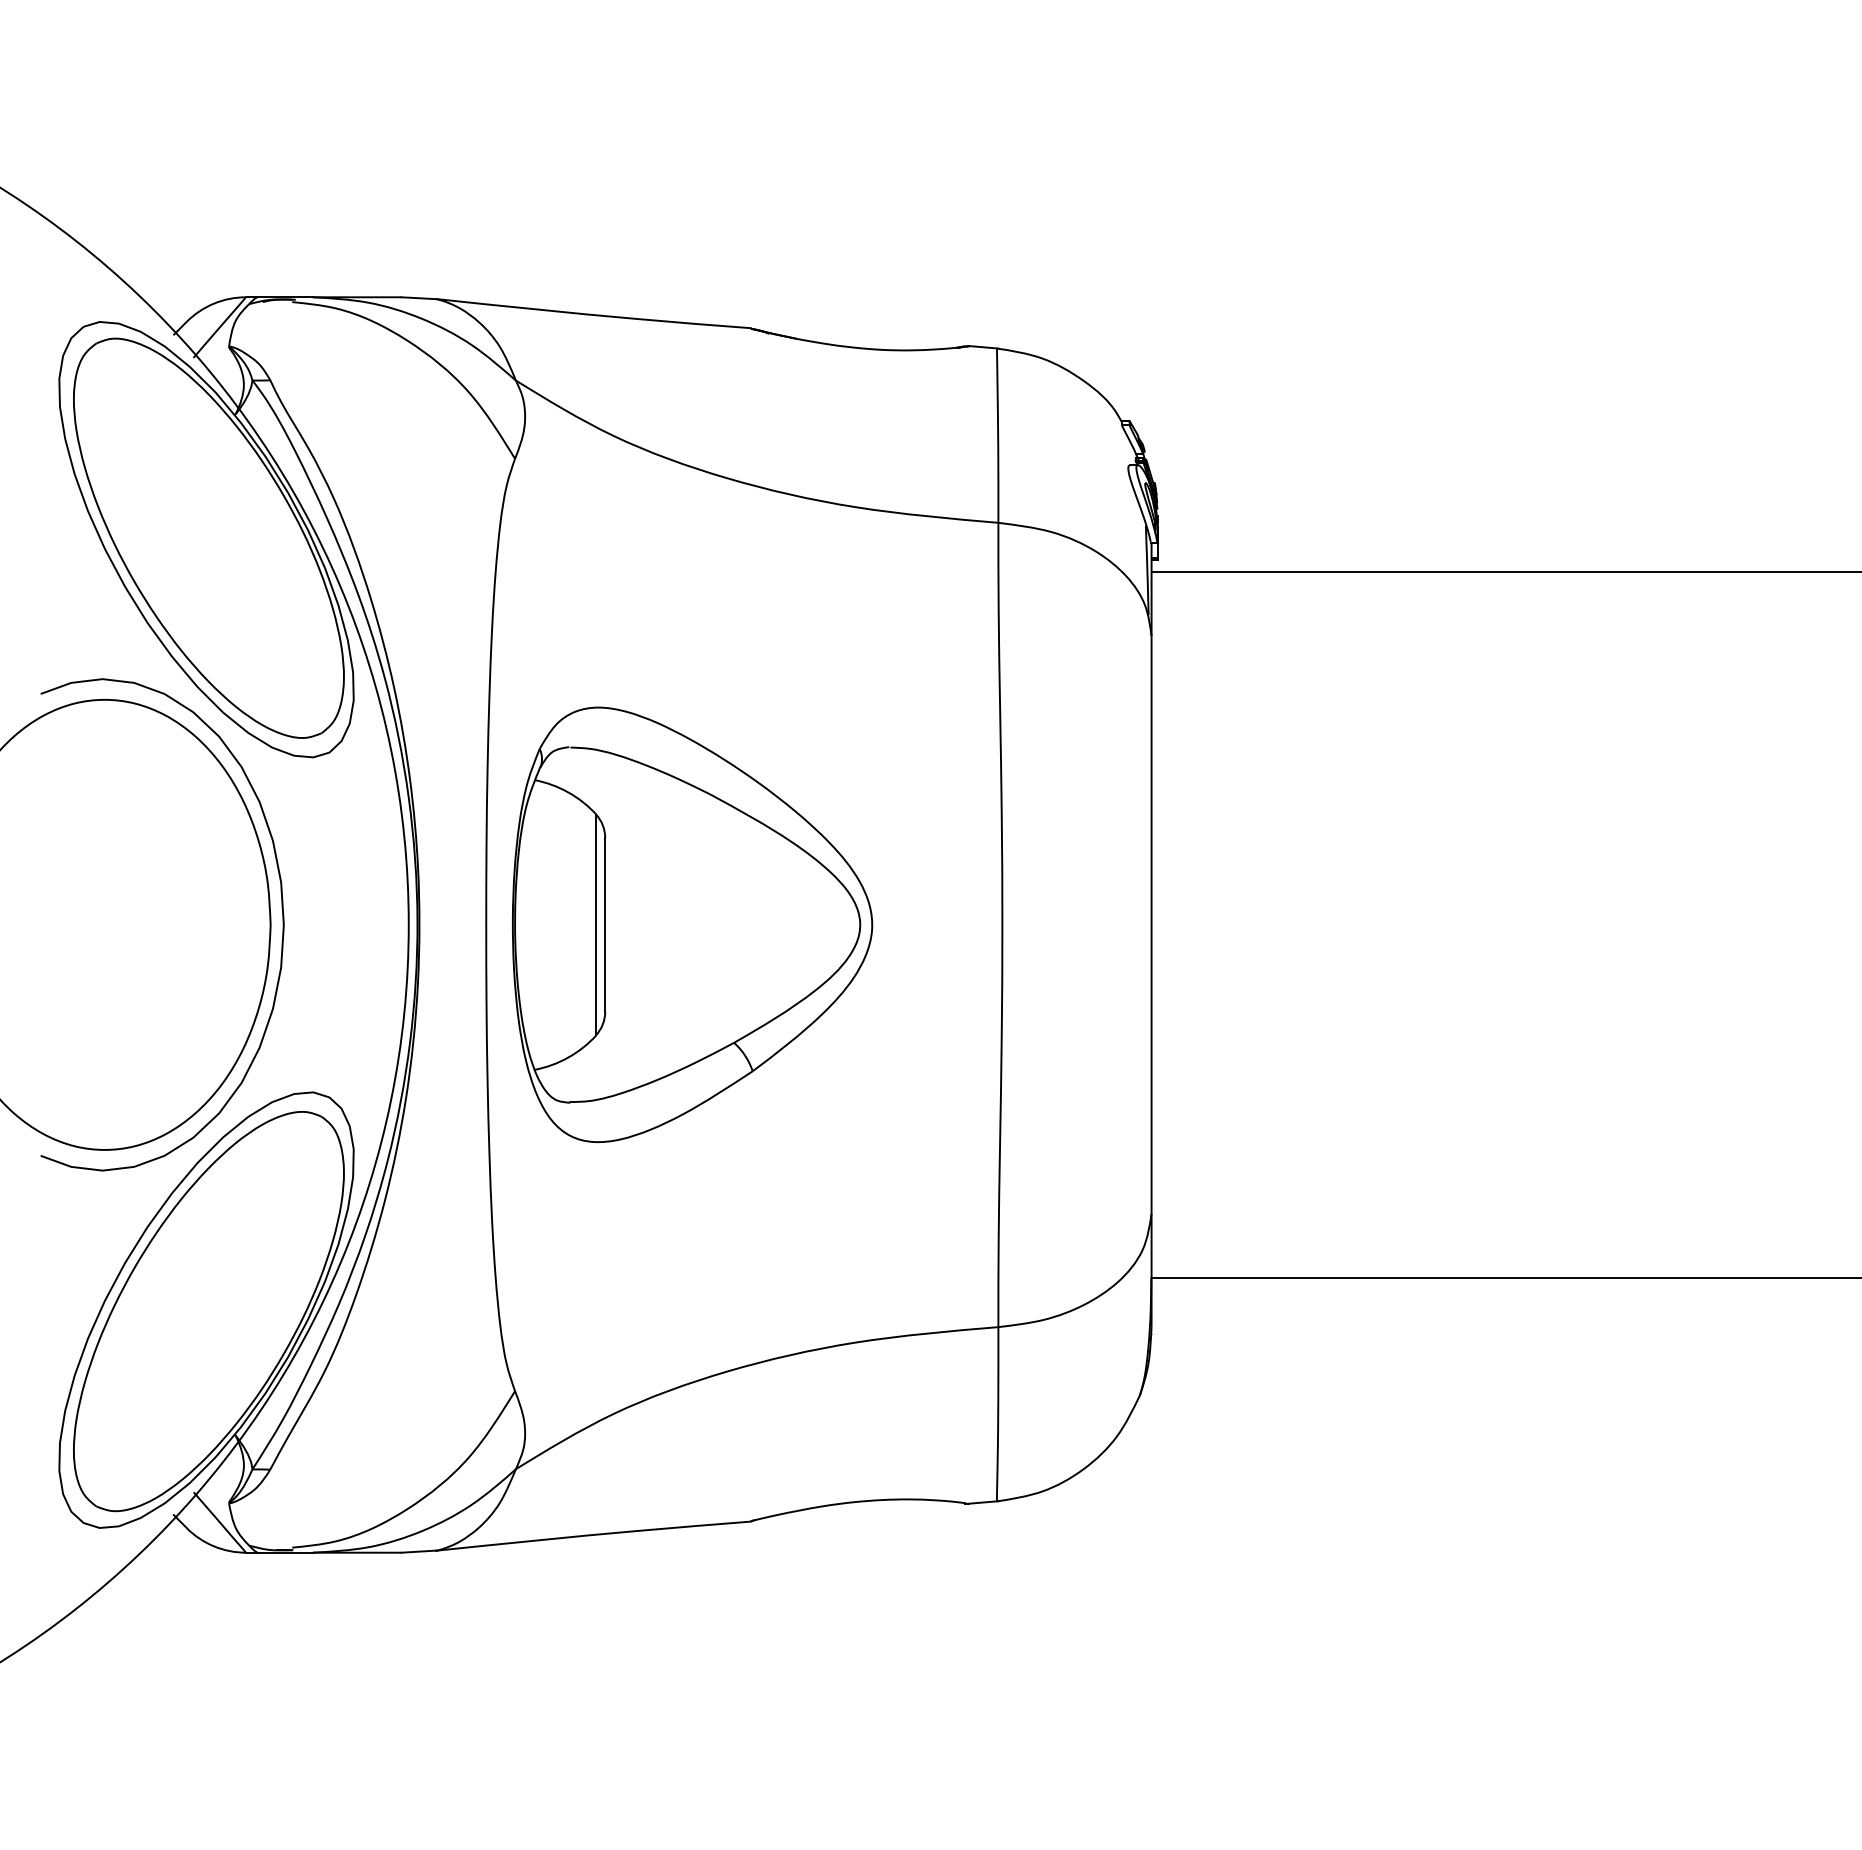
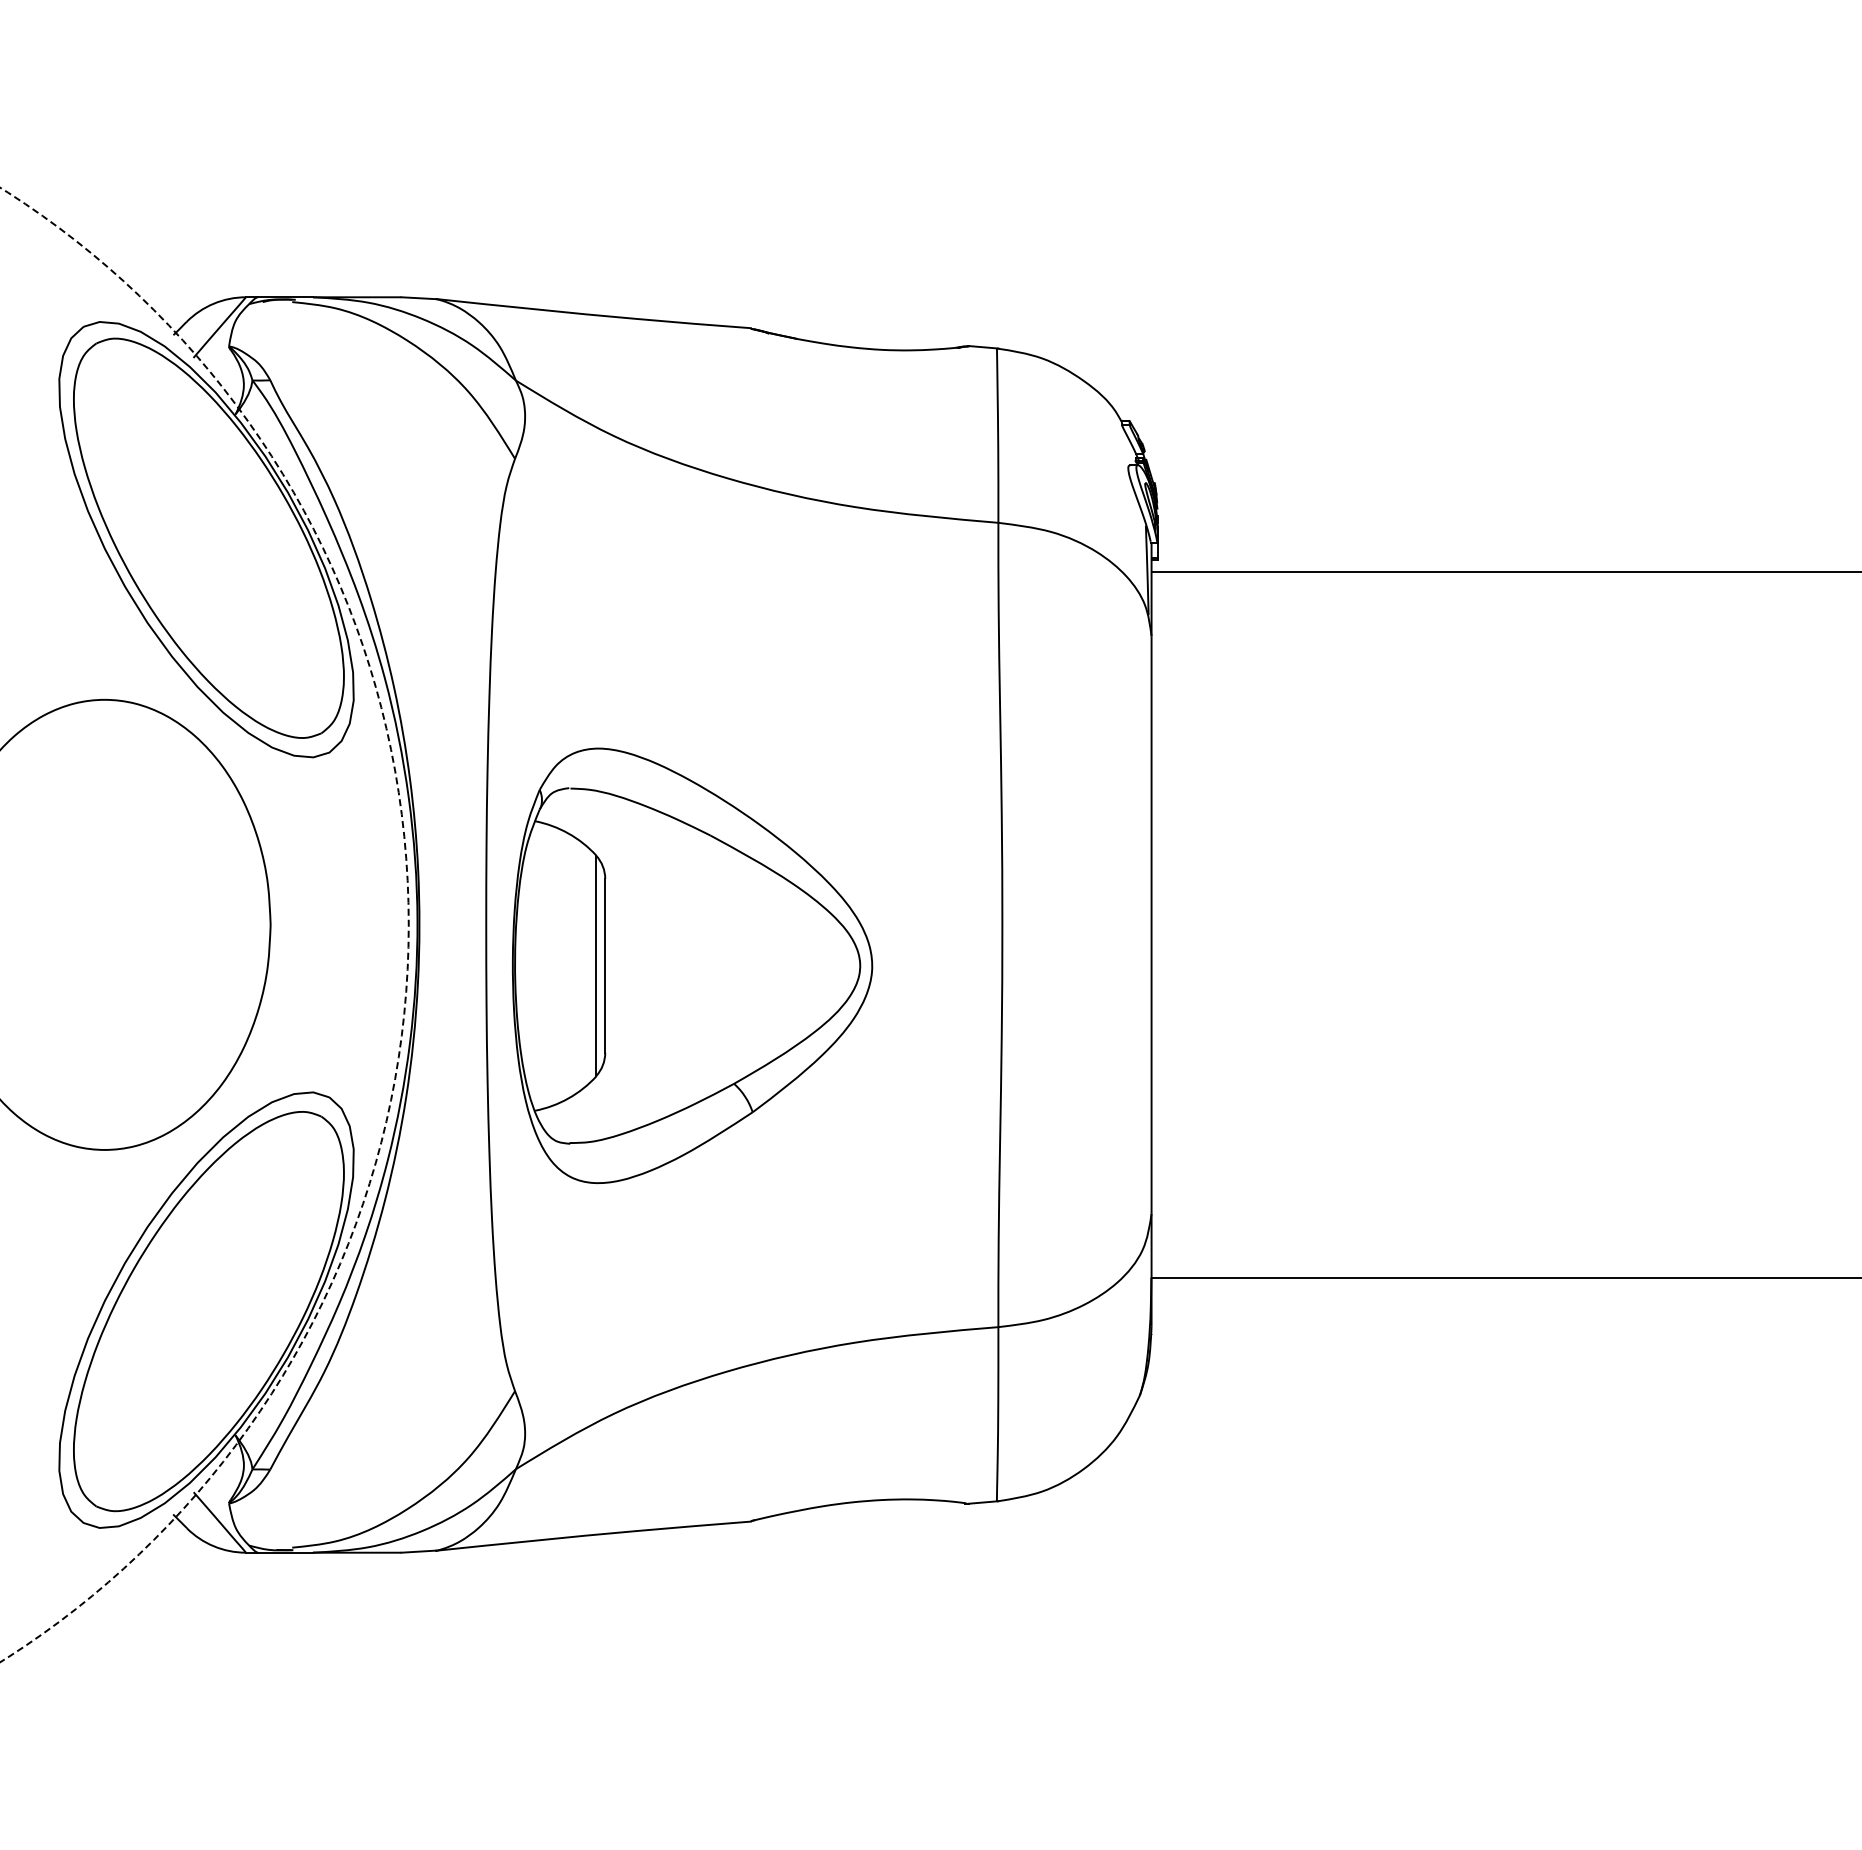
curve: present -> none (282, 924)
part position: (692, 924) -> (692, 965) (692, 965)
arc: solid -> dashed (408, 925)
